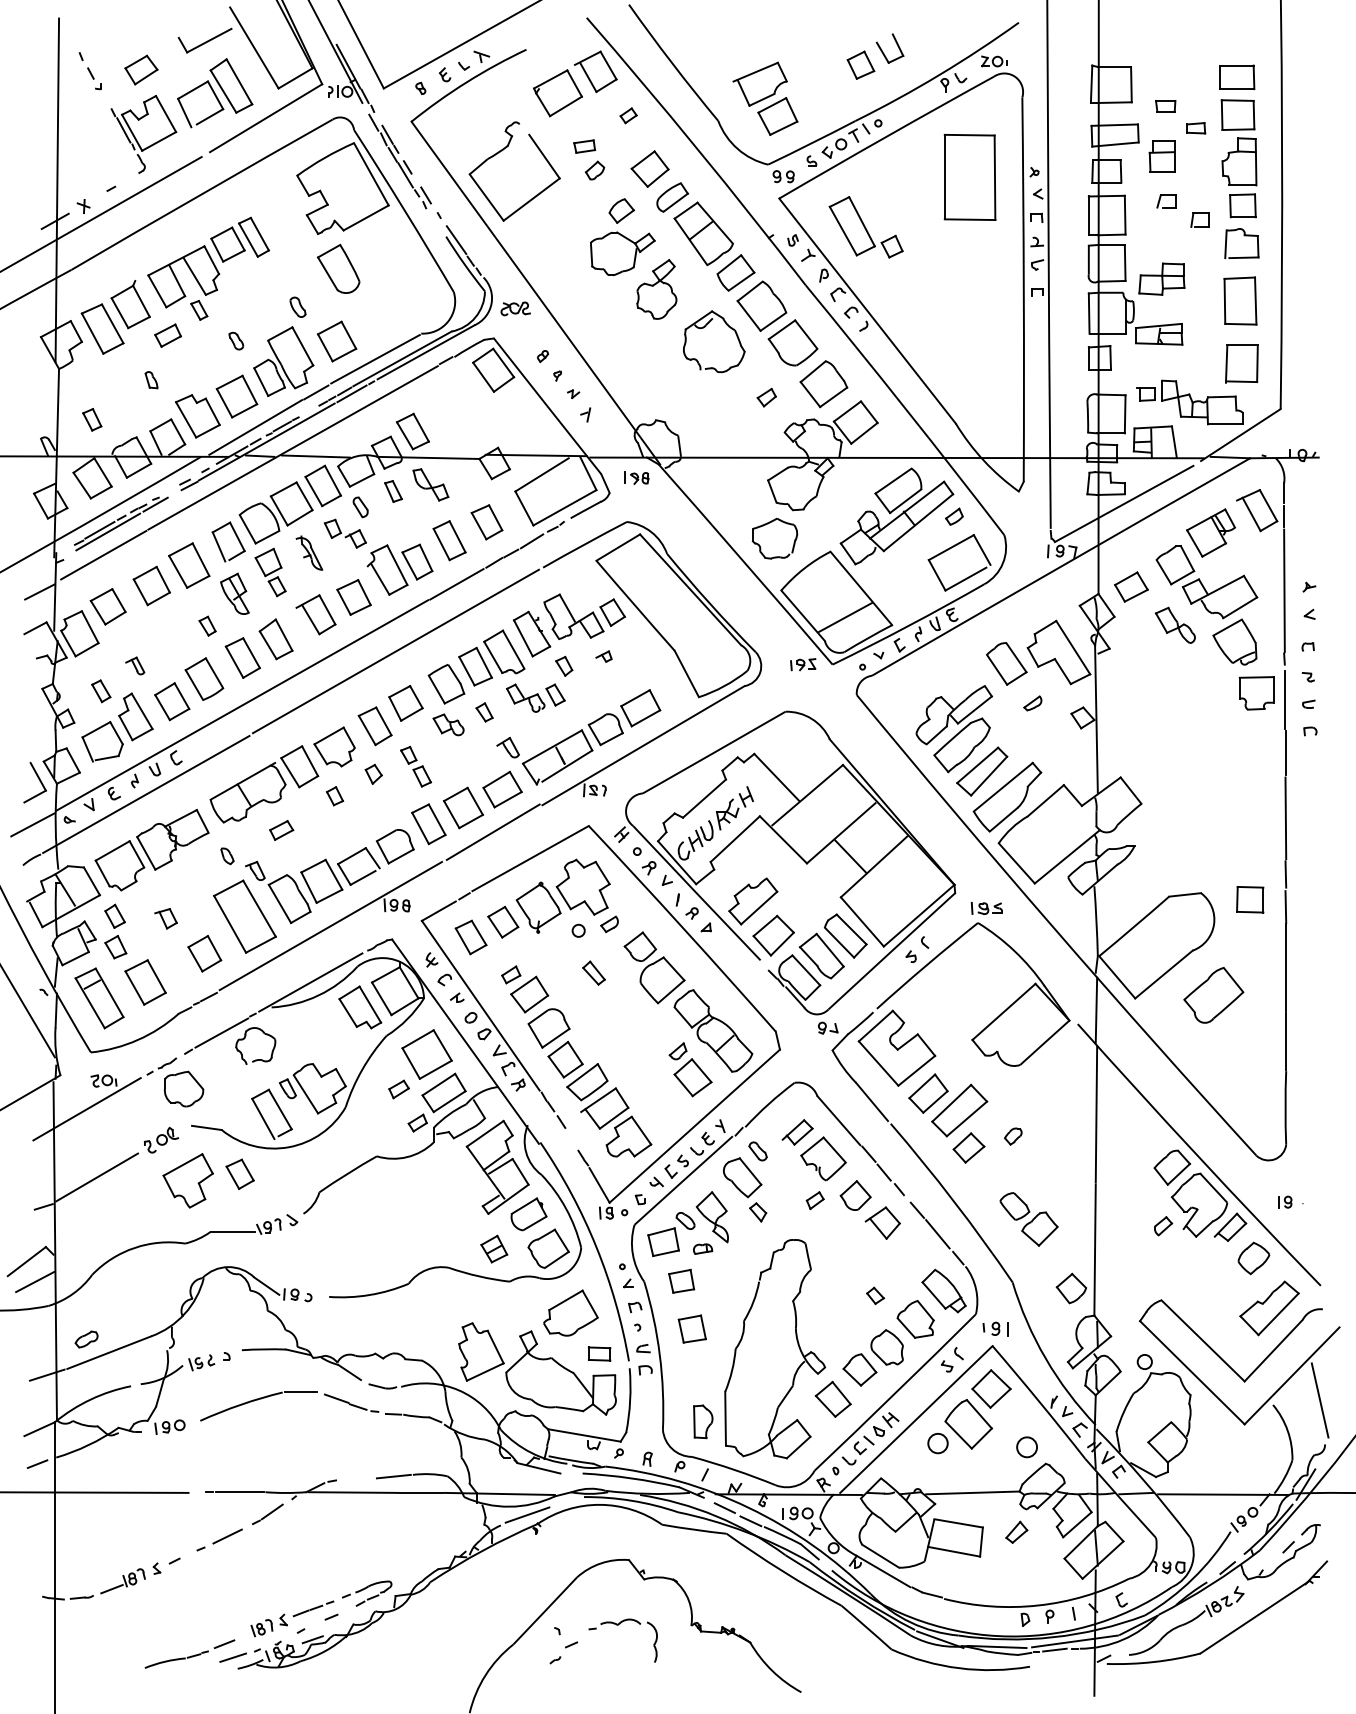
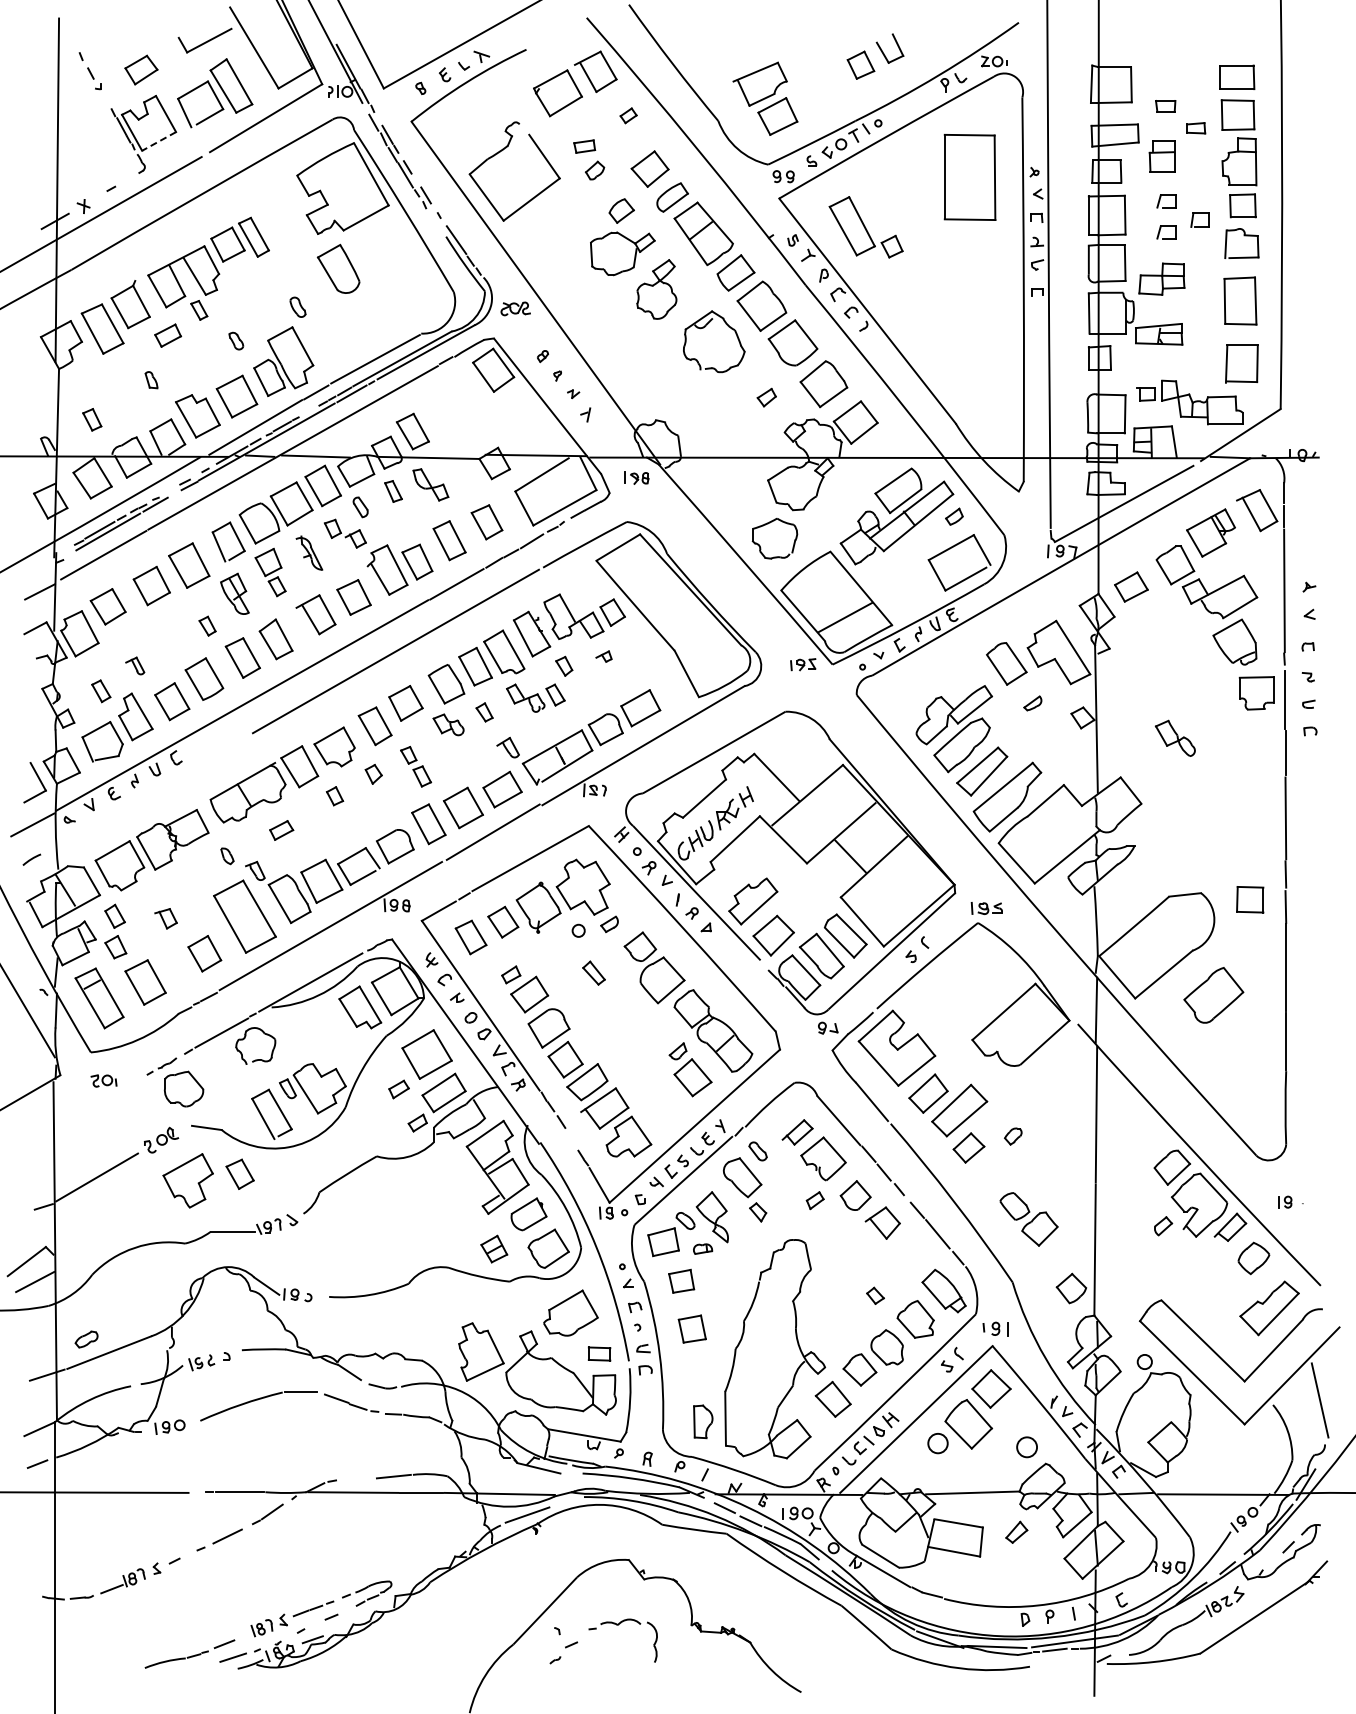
line: solid -> dashed (158, 141)
part: none -> present (1166, 232)
part: present -> none (337, 341)
part position: (1174, 624) -> (1174, 737) (1174, 737)
line: present -> none (146, 794)
line: present -> none (86, 1109)
